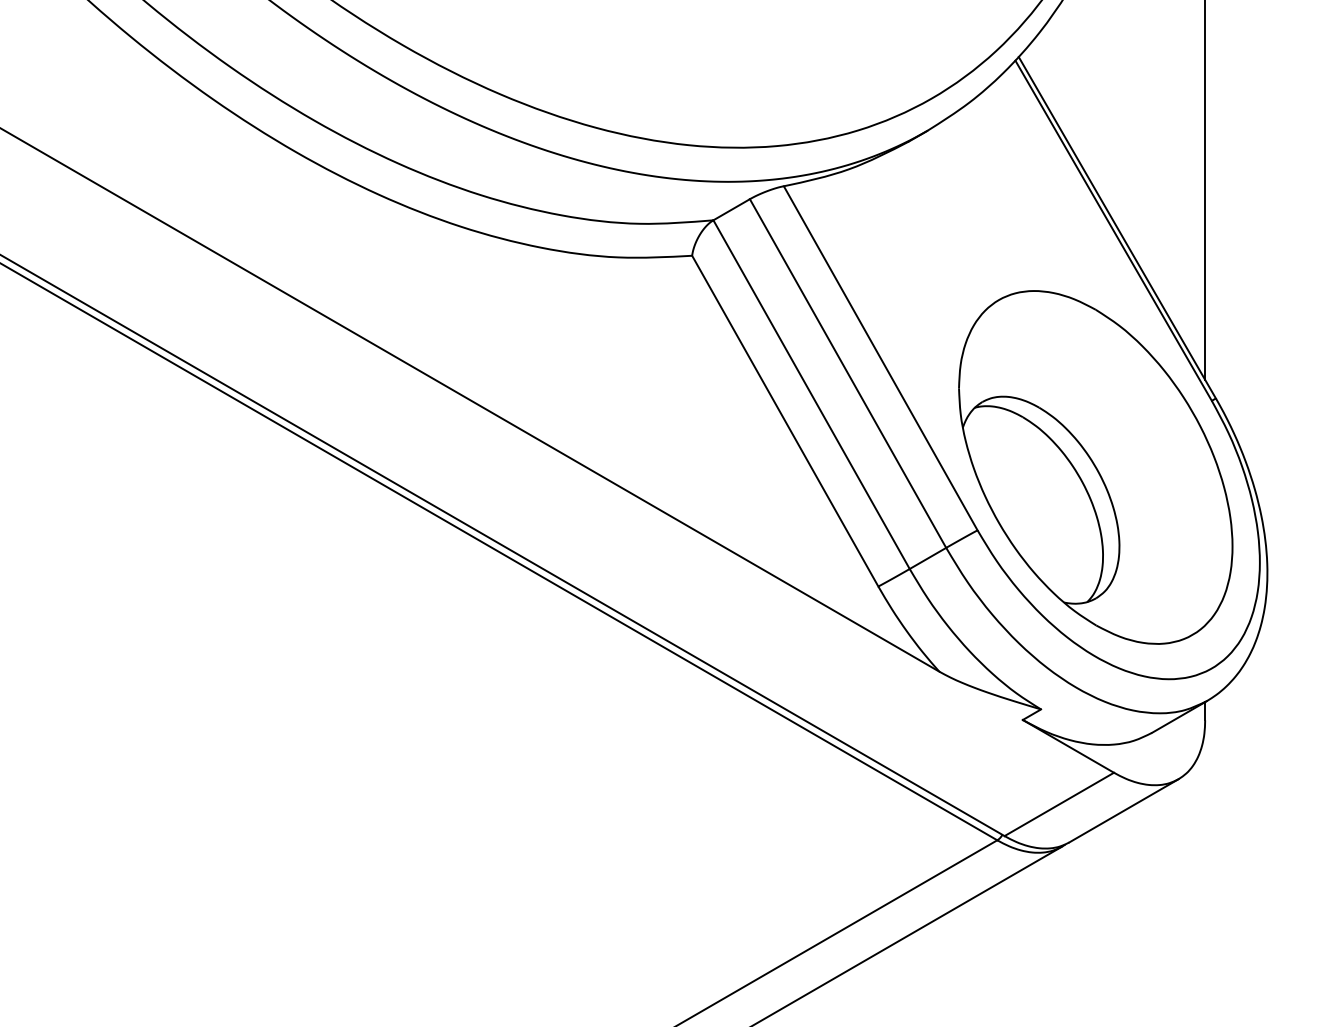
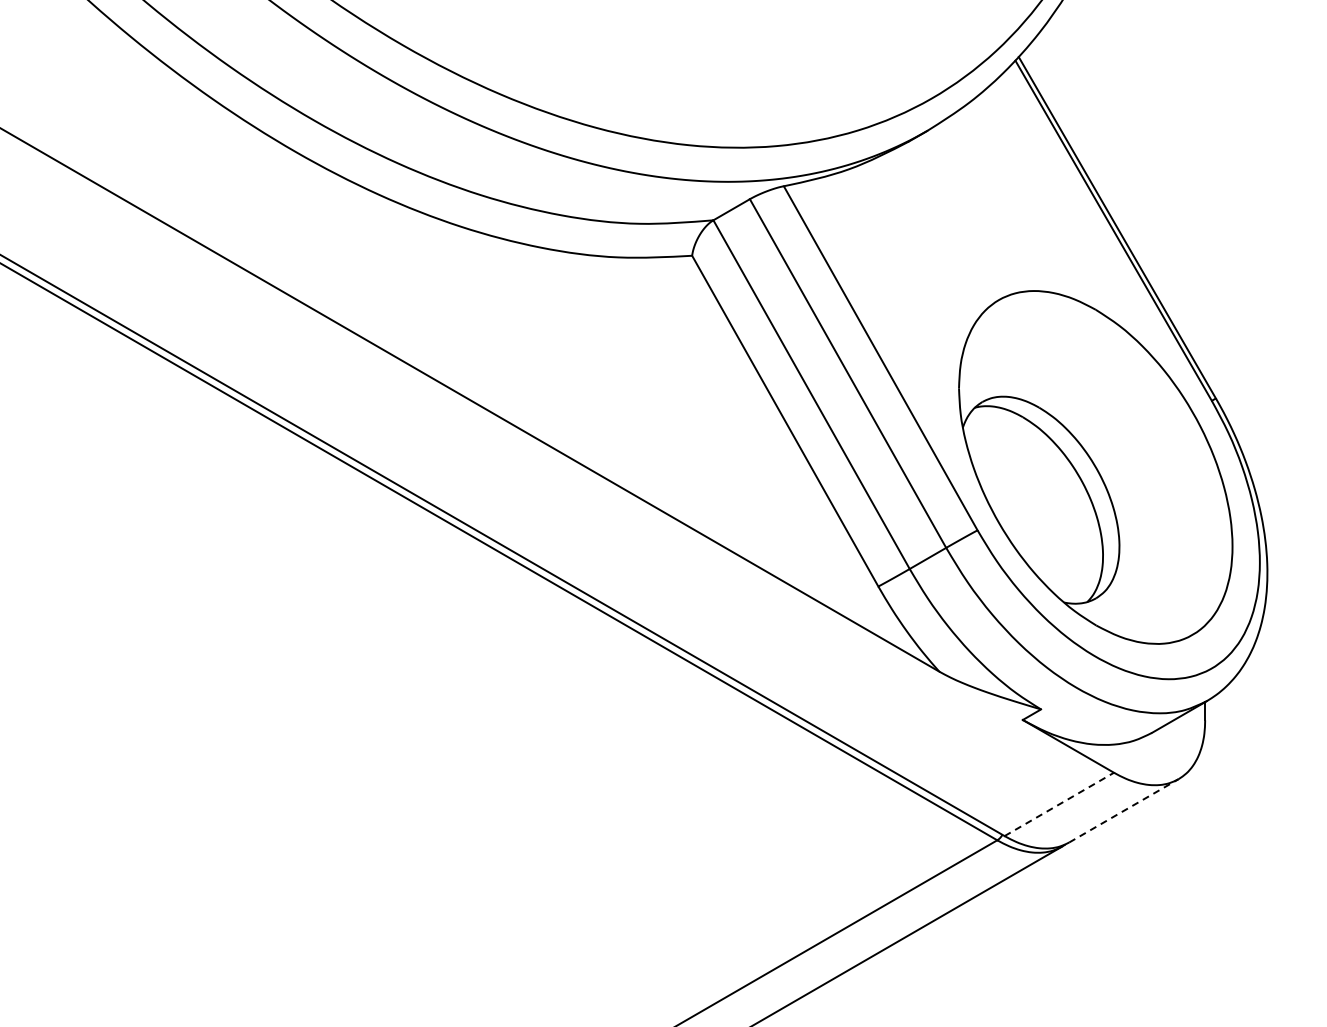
line: present -> none (1205, 190)
line: solid -> dashed (1059, 804)
line: solid -> dashed (1124, 810)
